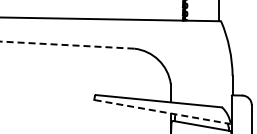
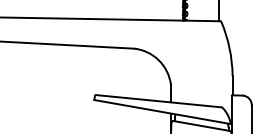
line: dashed -> solid (66, 45)
line: dashed -> solid (162, 112)
